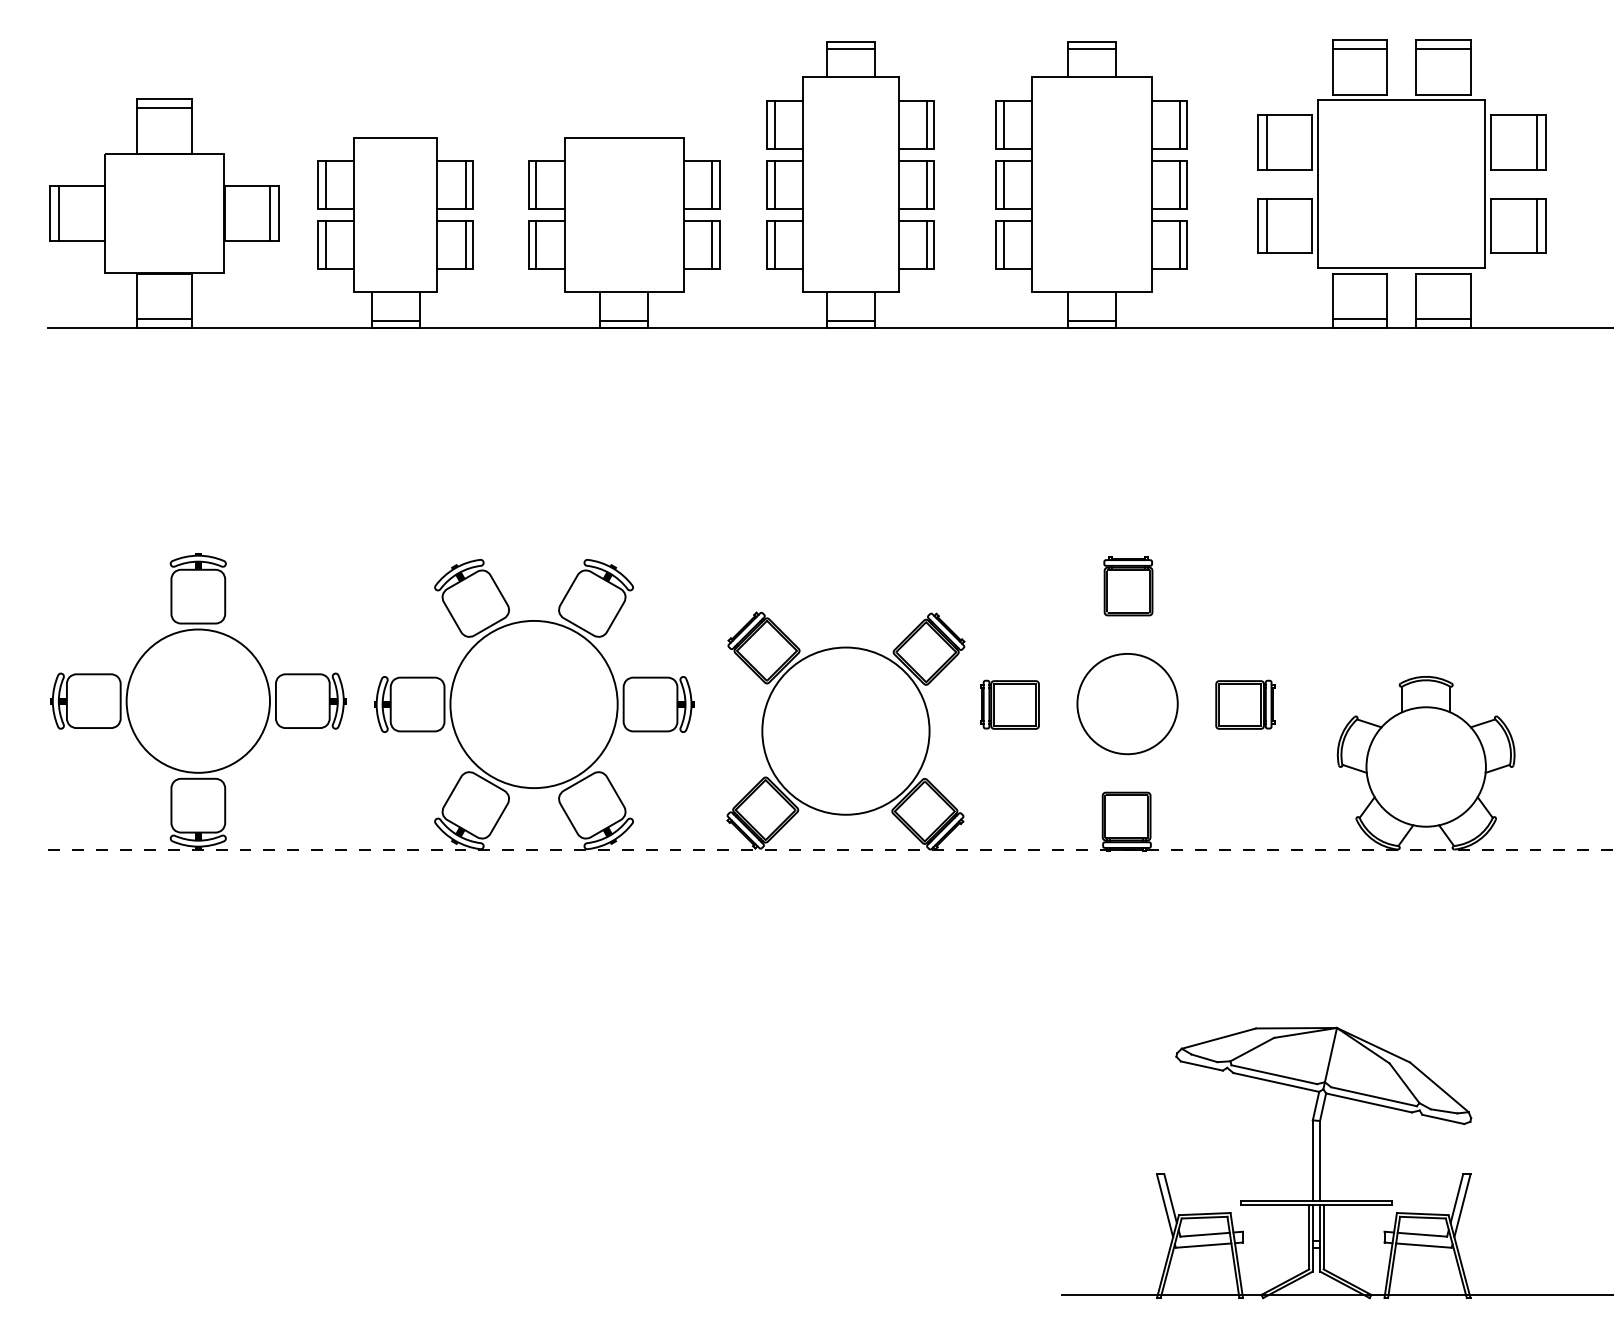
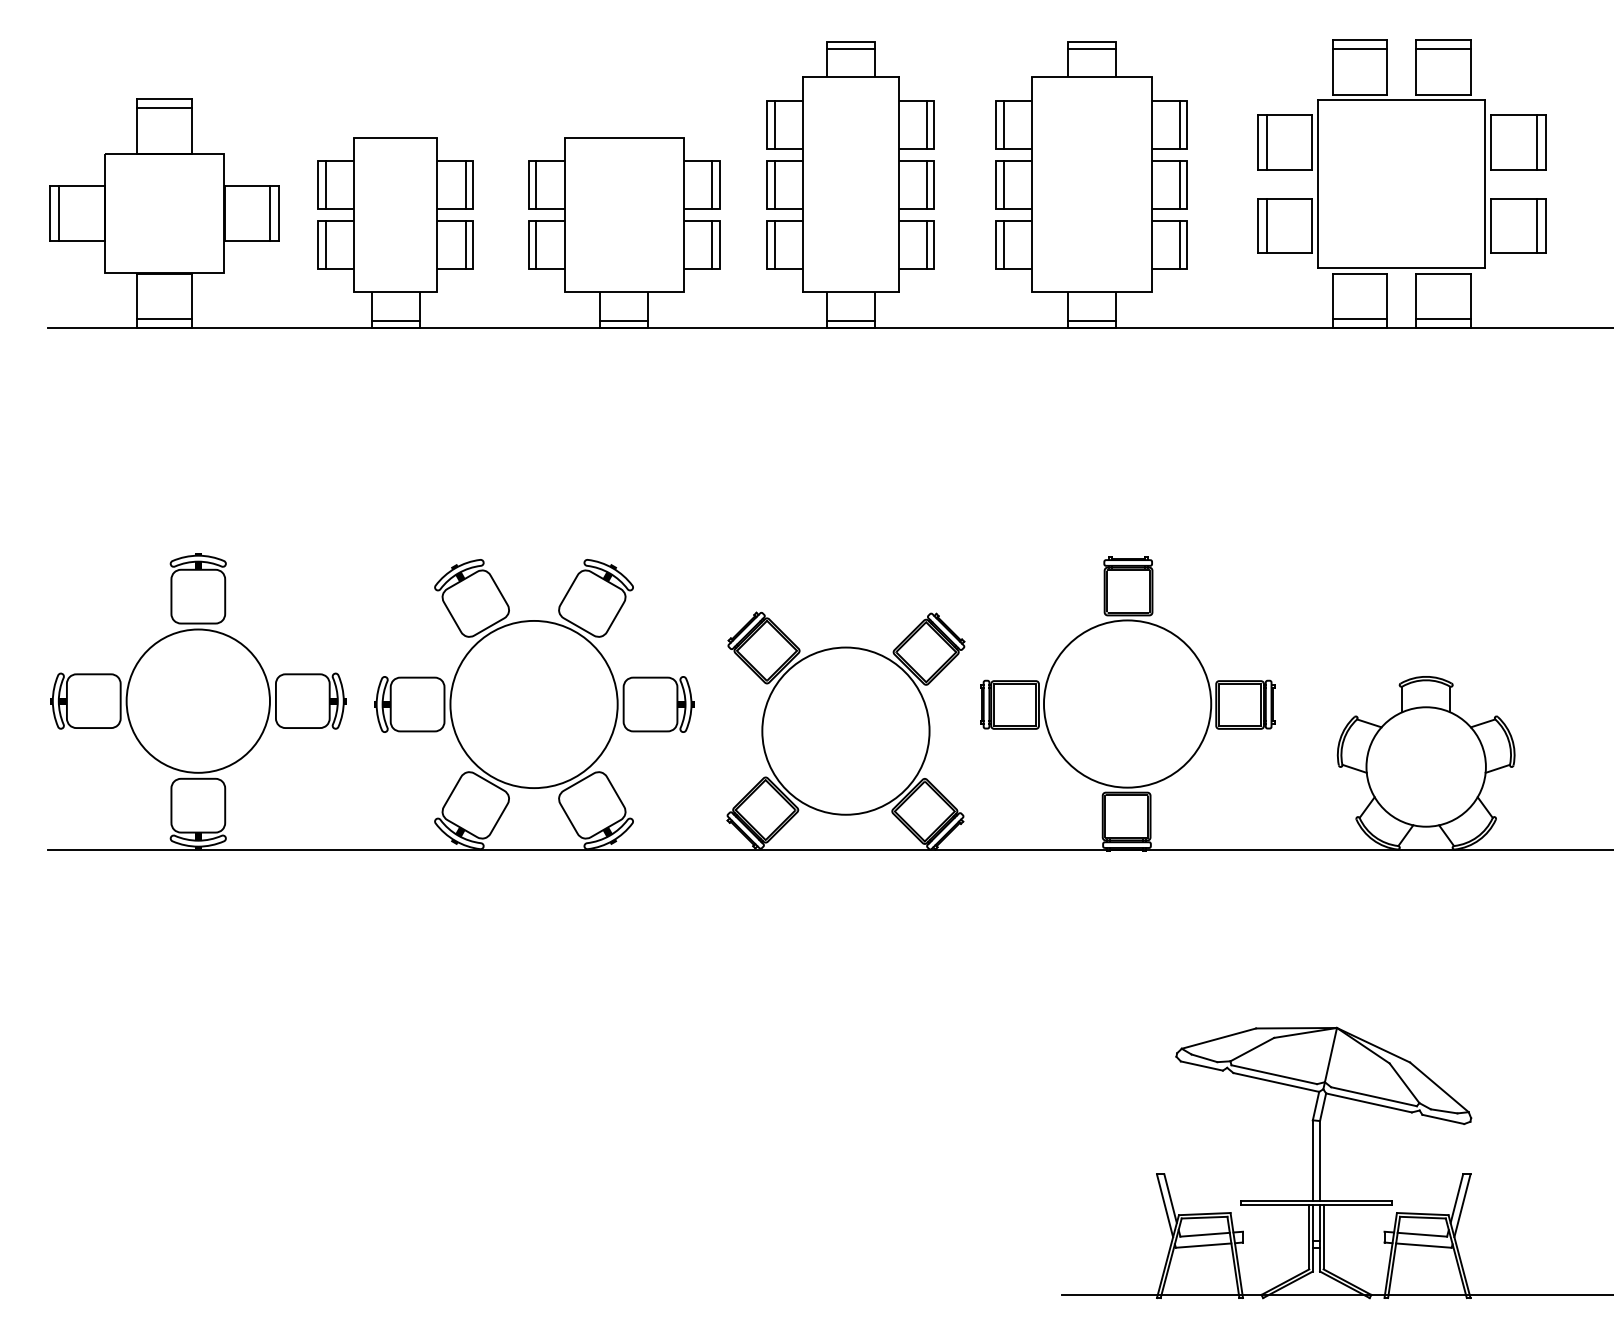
circle diameter: 100 px -> 167 px (1127, 703)
line: dashed -> solid (831, 849)
